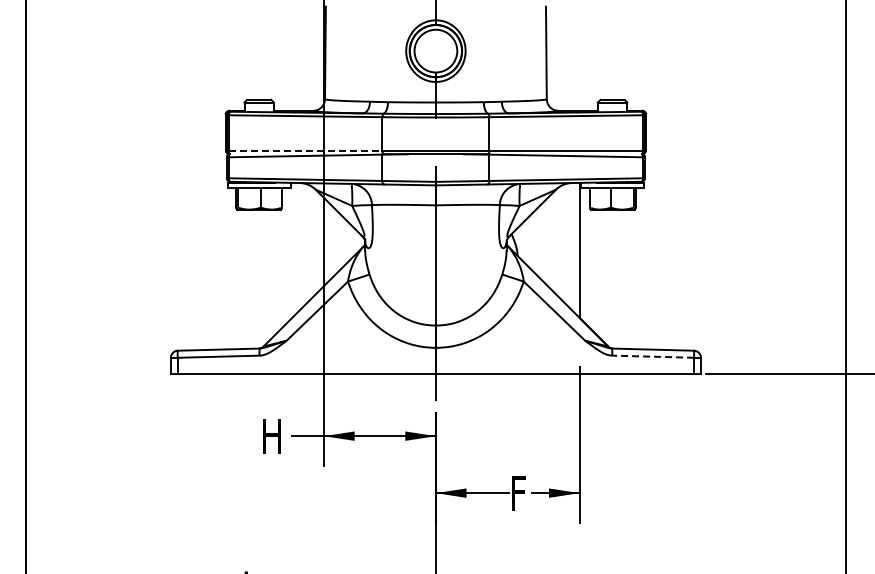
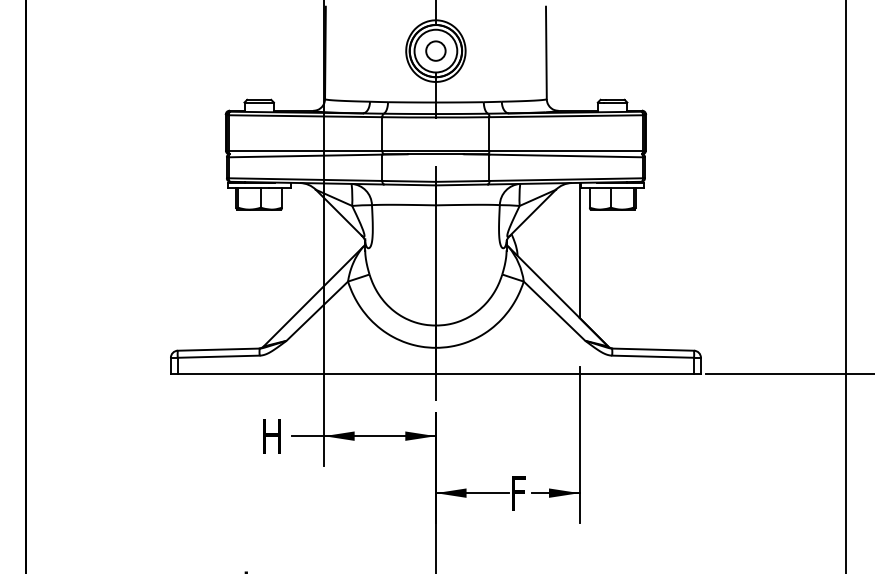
circle: none -> present (435, 50)
line: dashed -> solid (305, 150)
line: dashed -> solid (653, 356)
